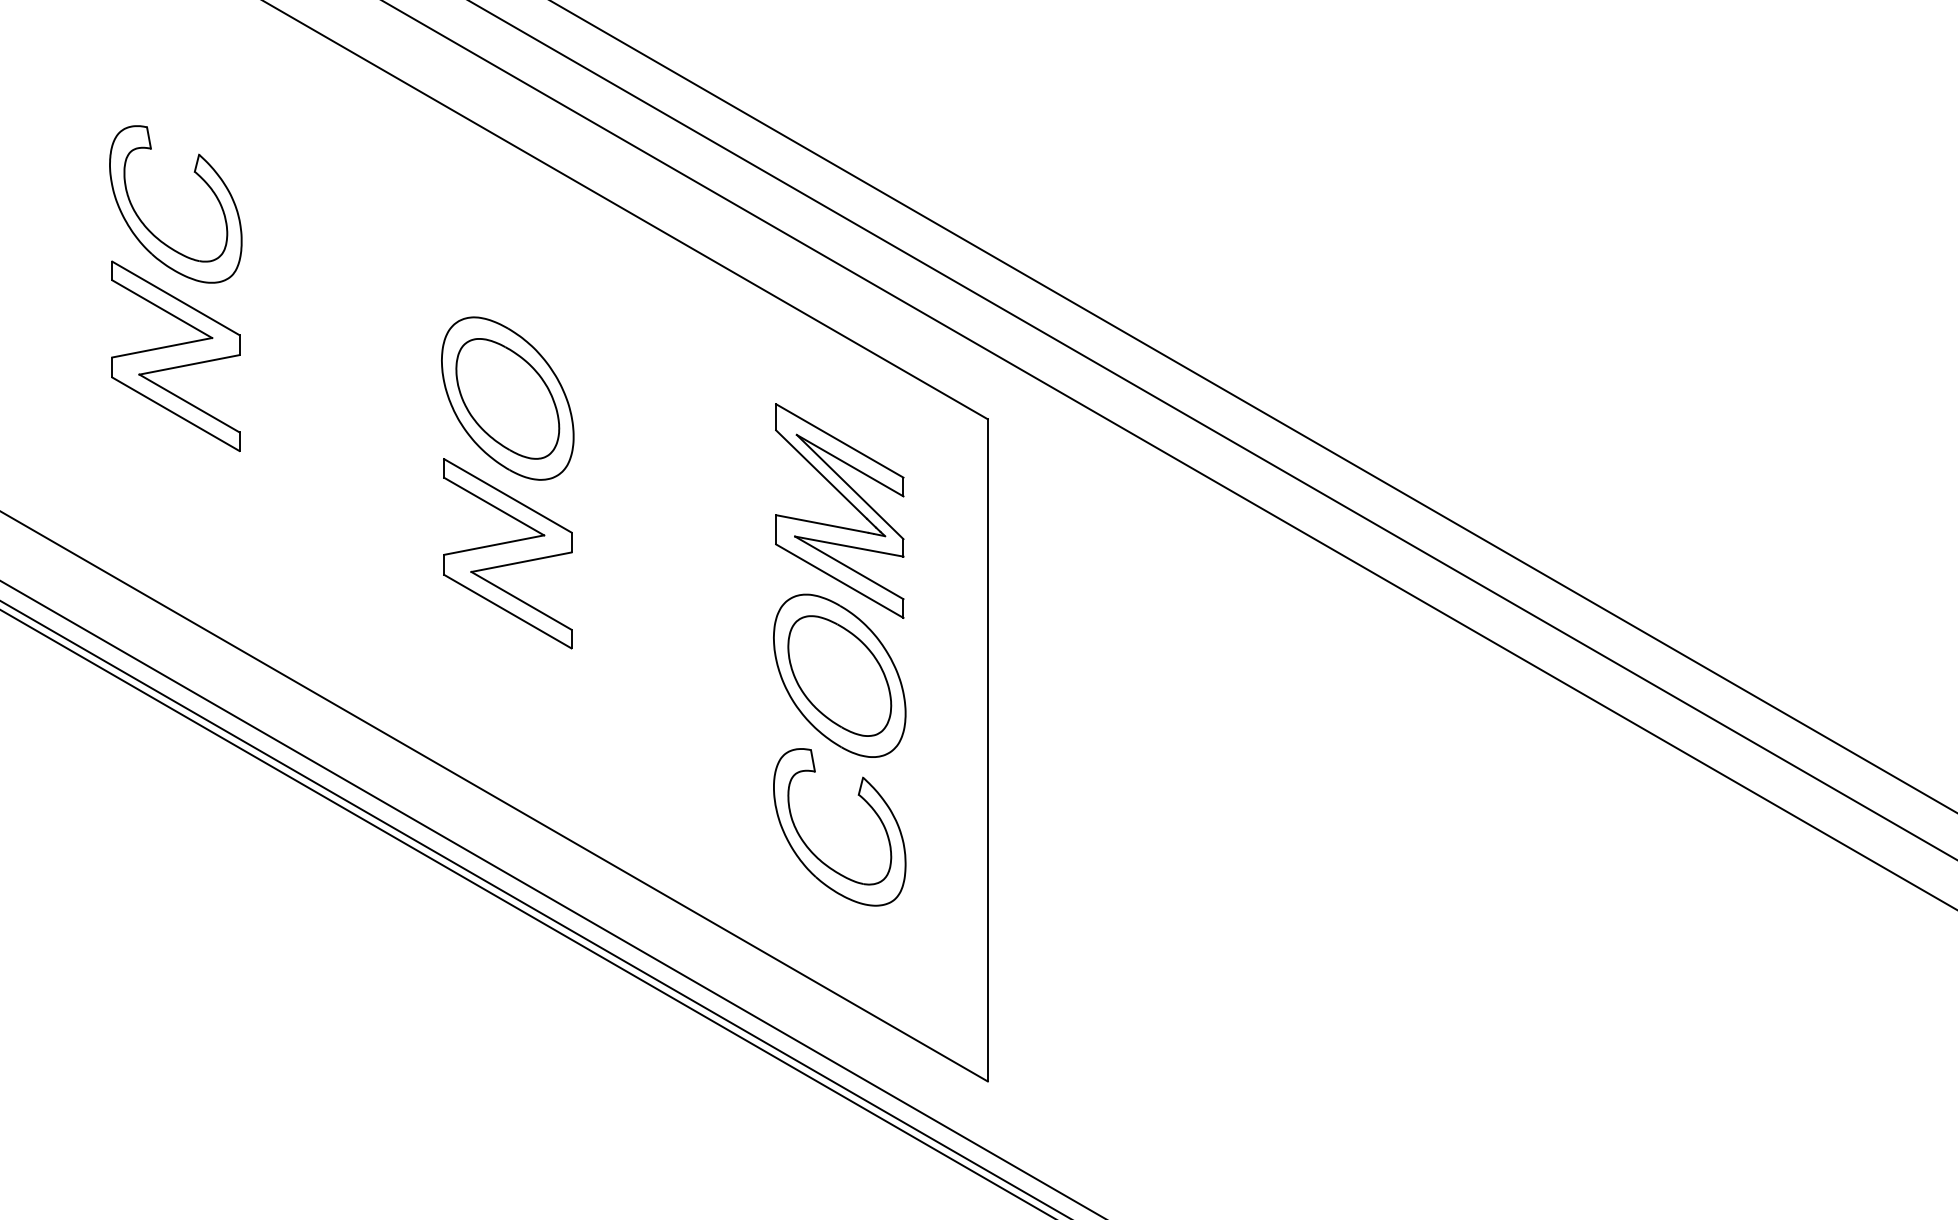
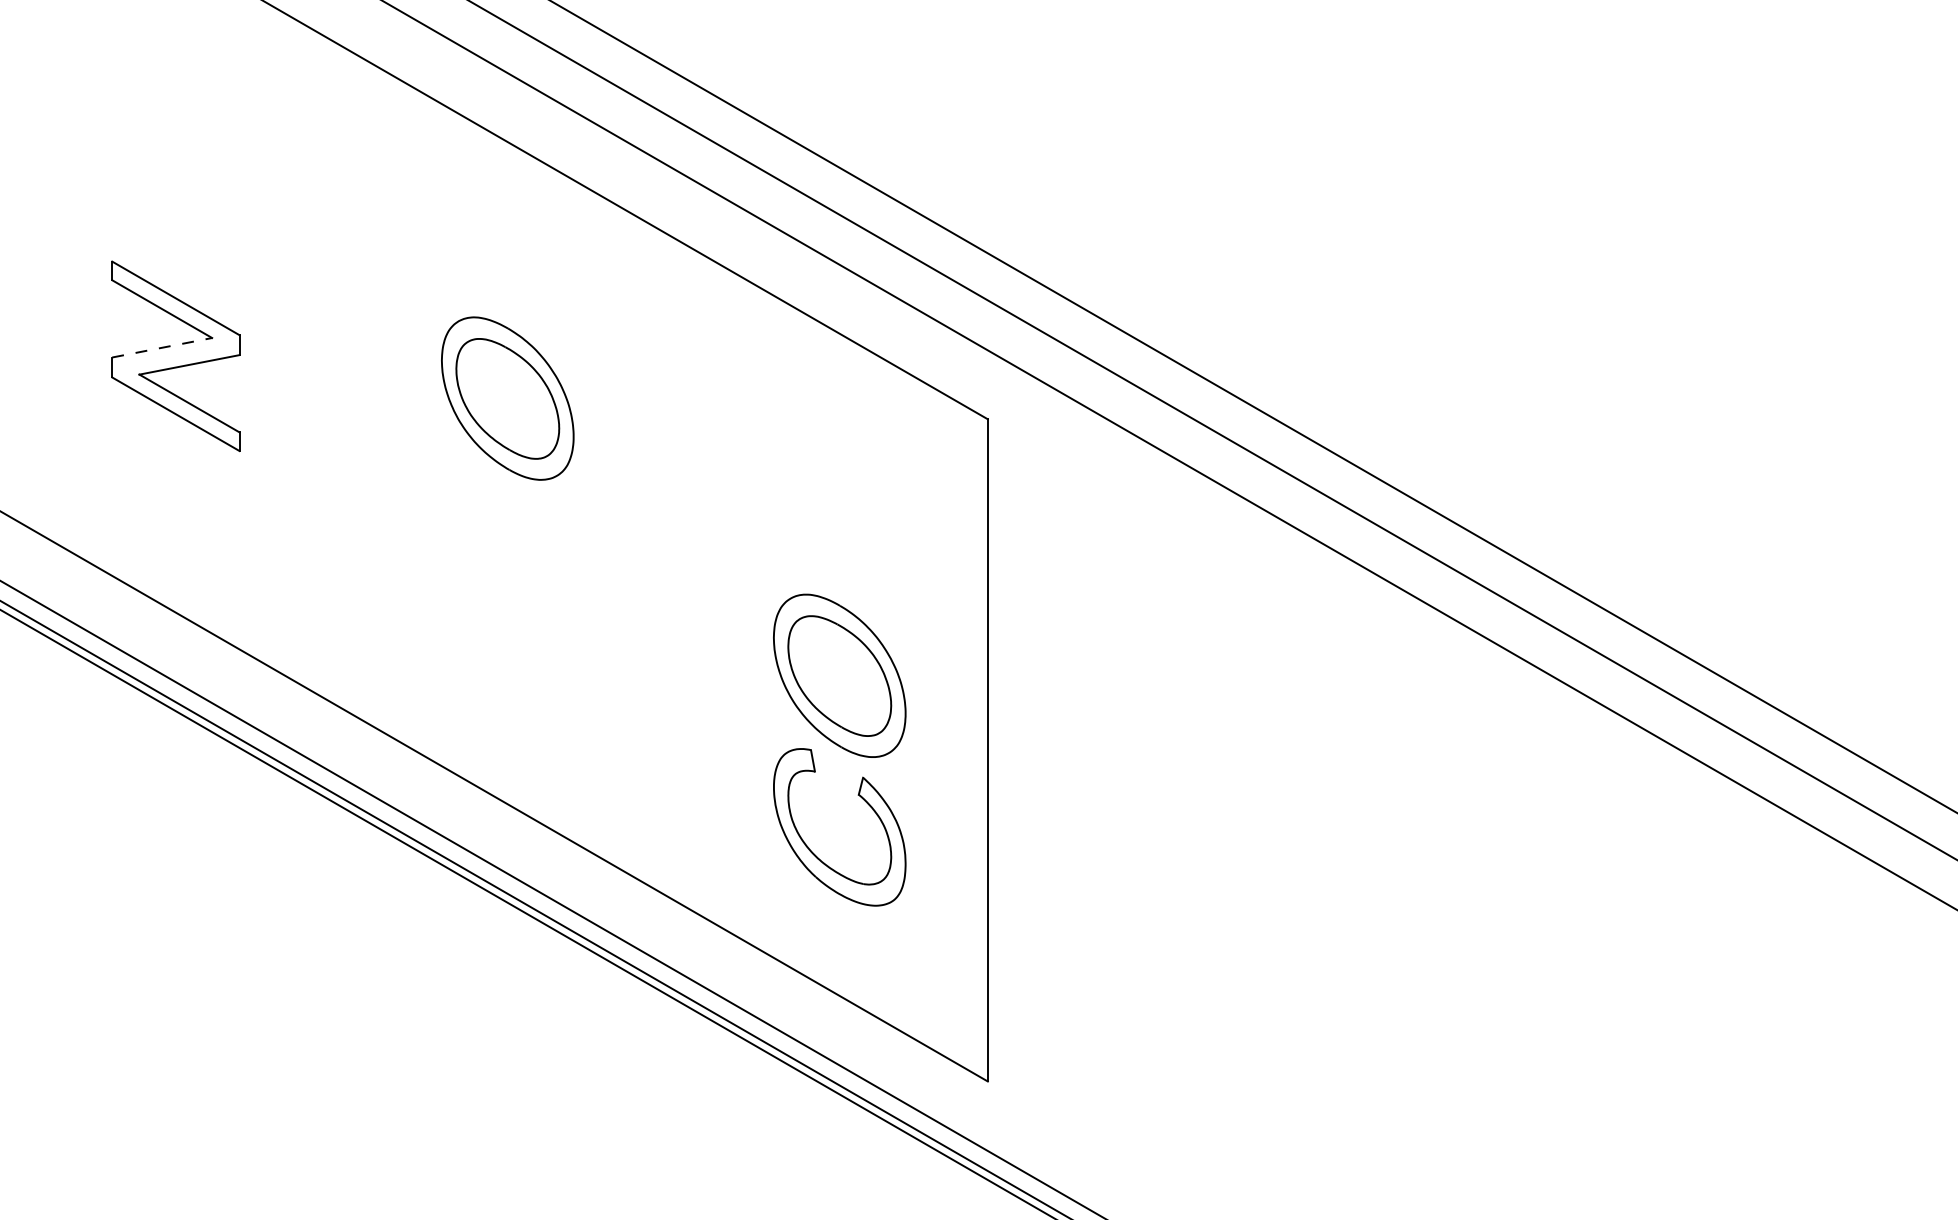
part: present -> none (200, 178)
line: solid -> dashed (162, 347)
part: present -> none (847, 501)
part: present -> none (507, 553)
